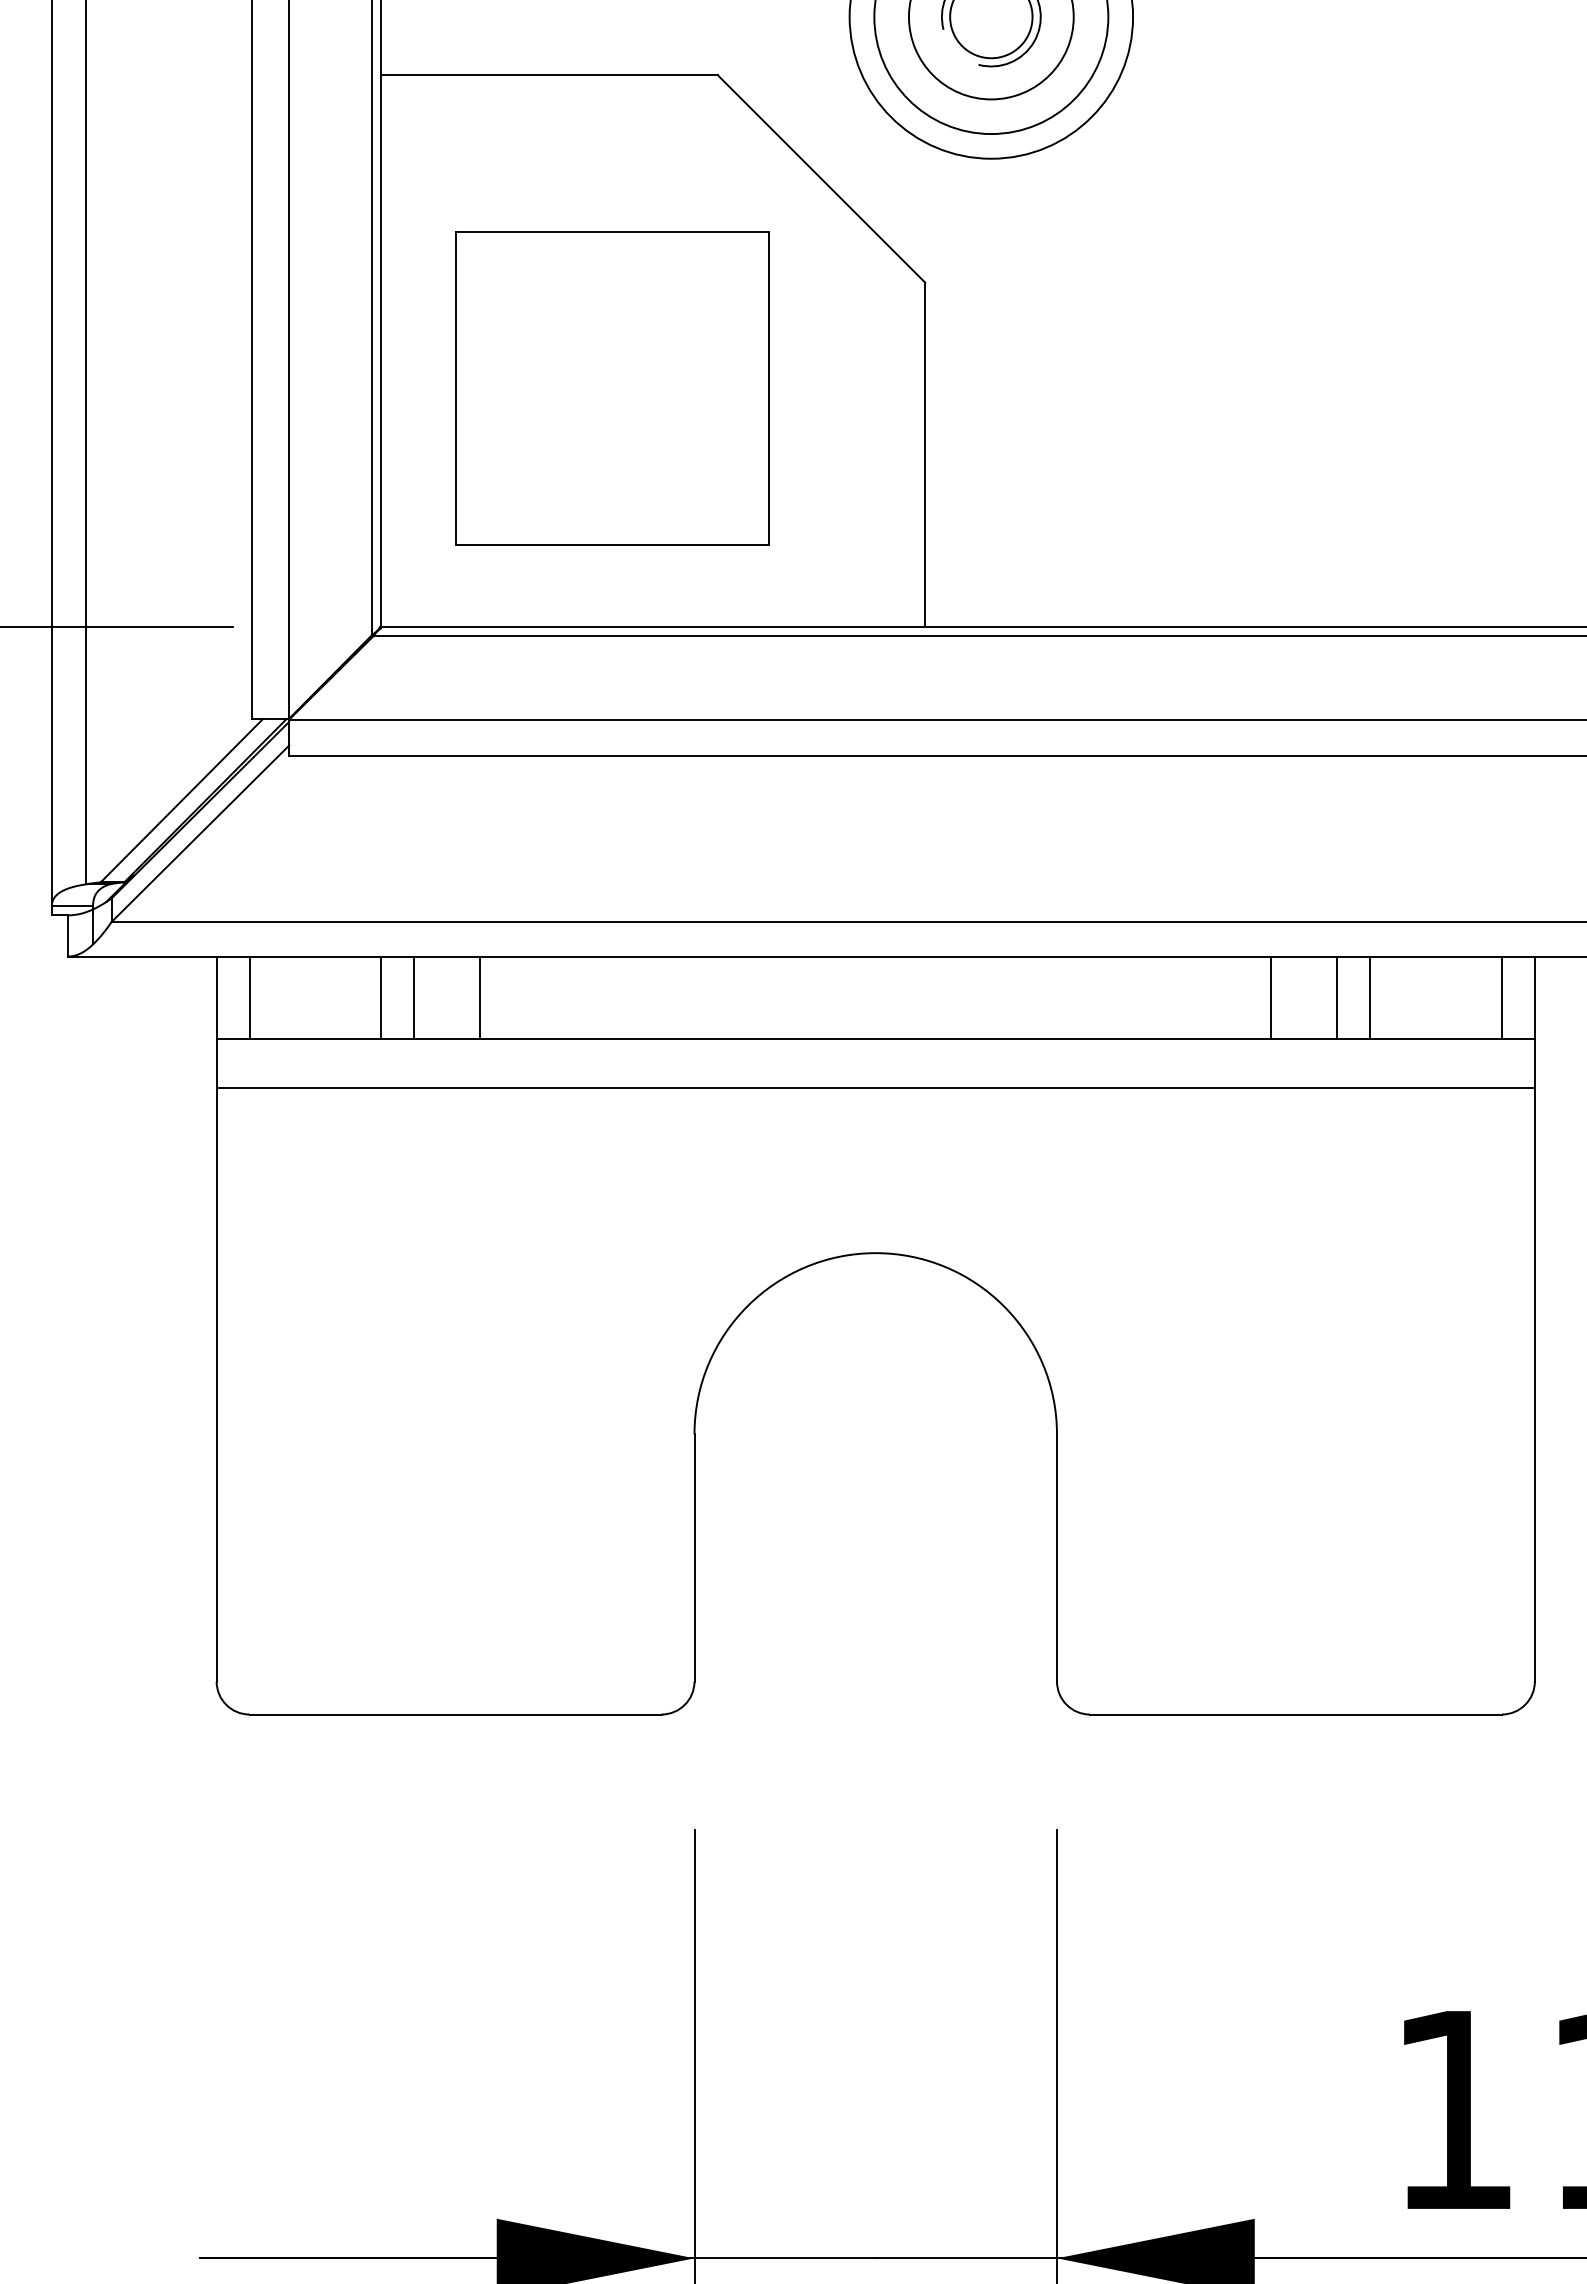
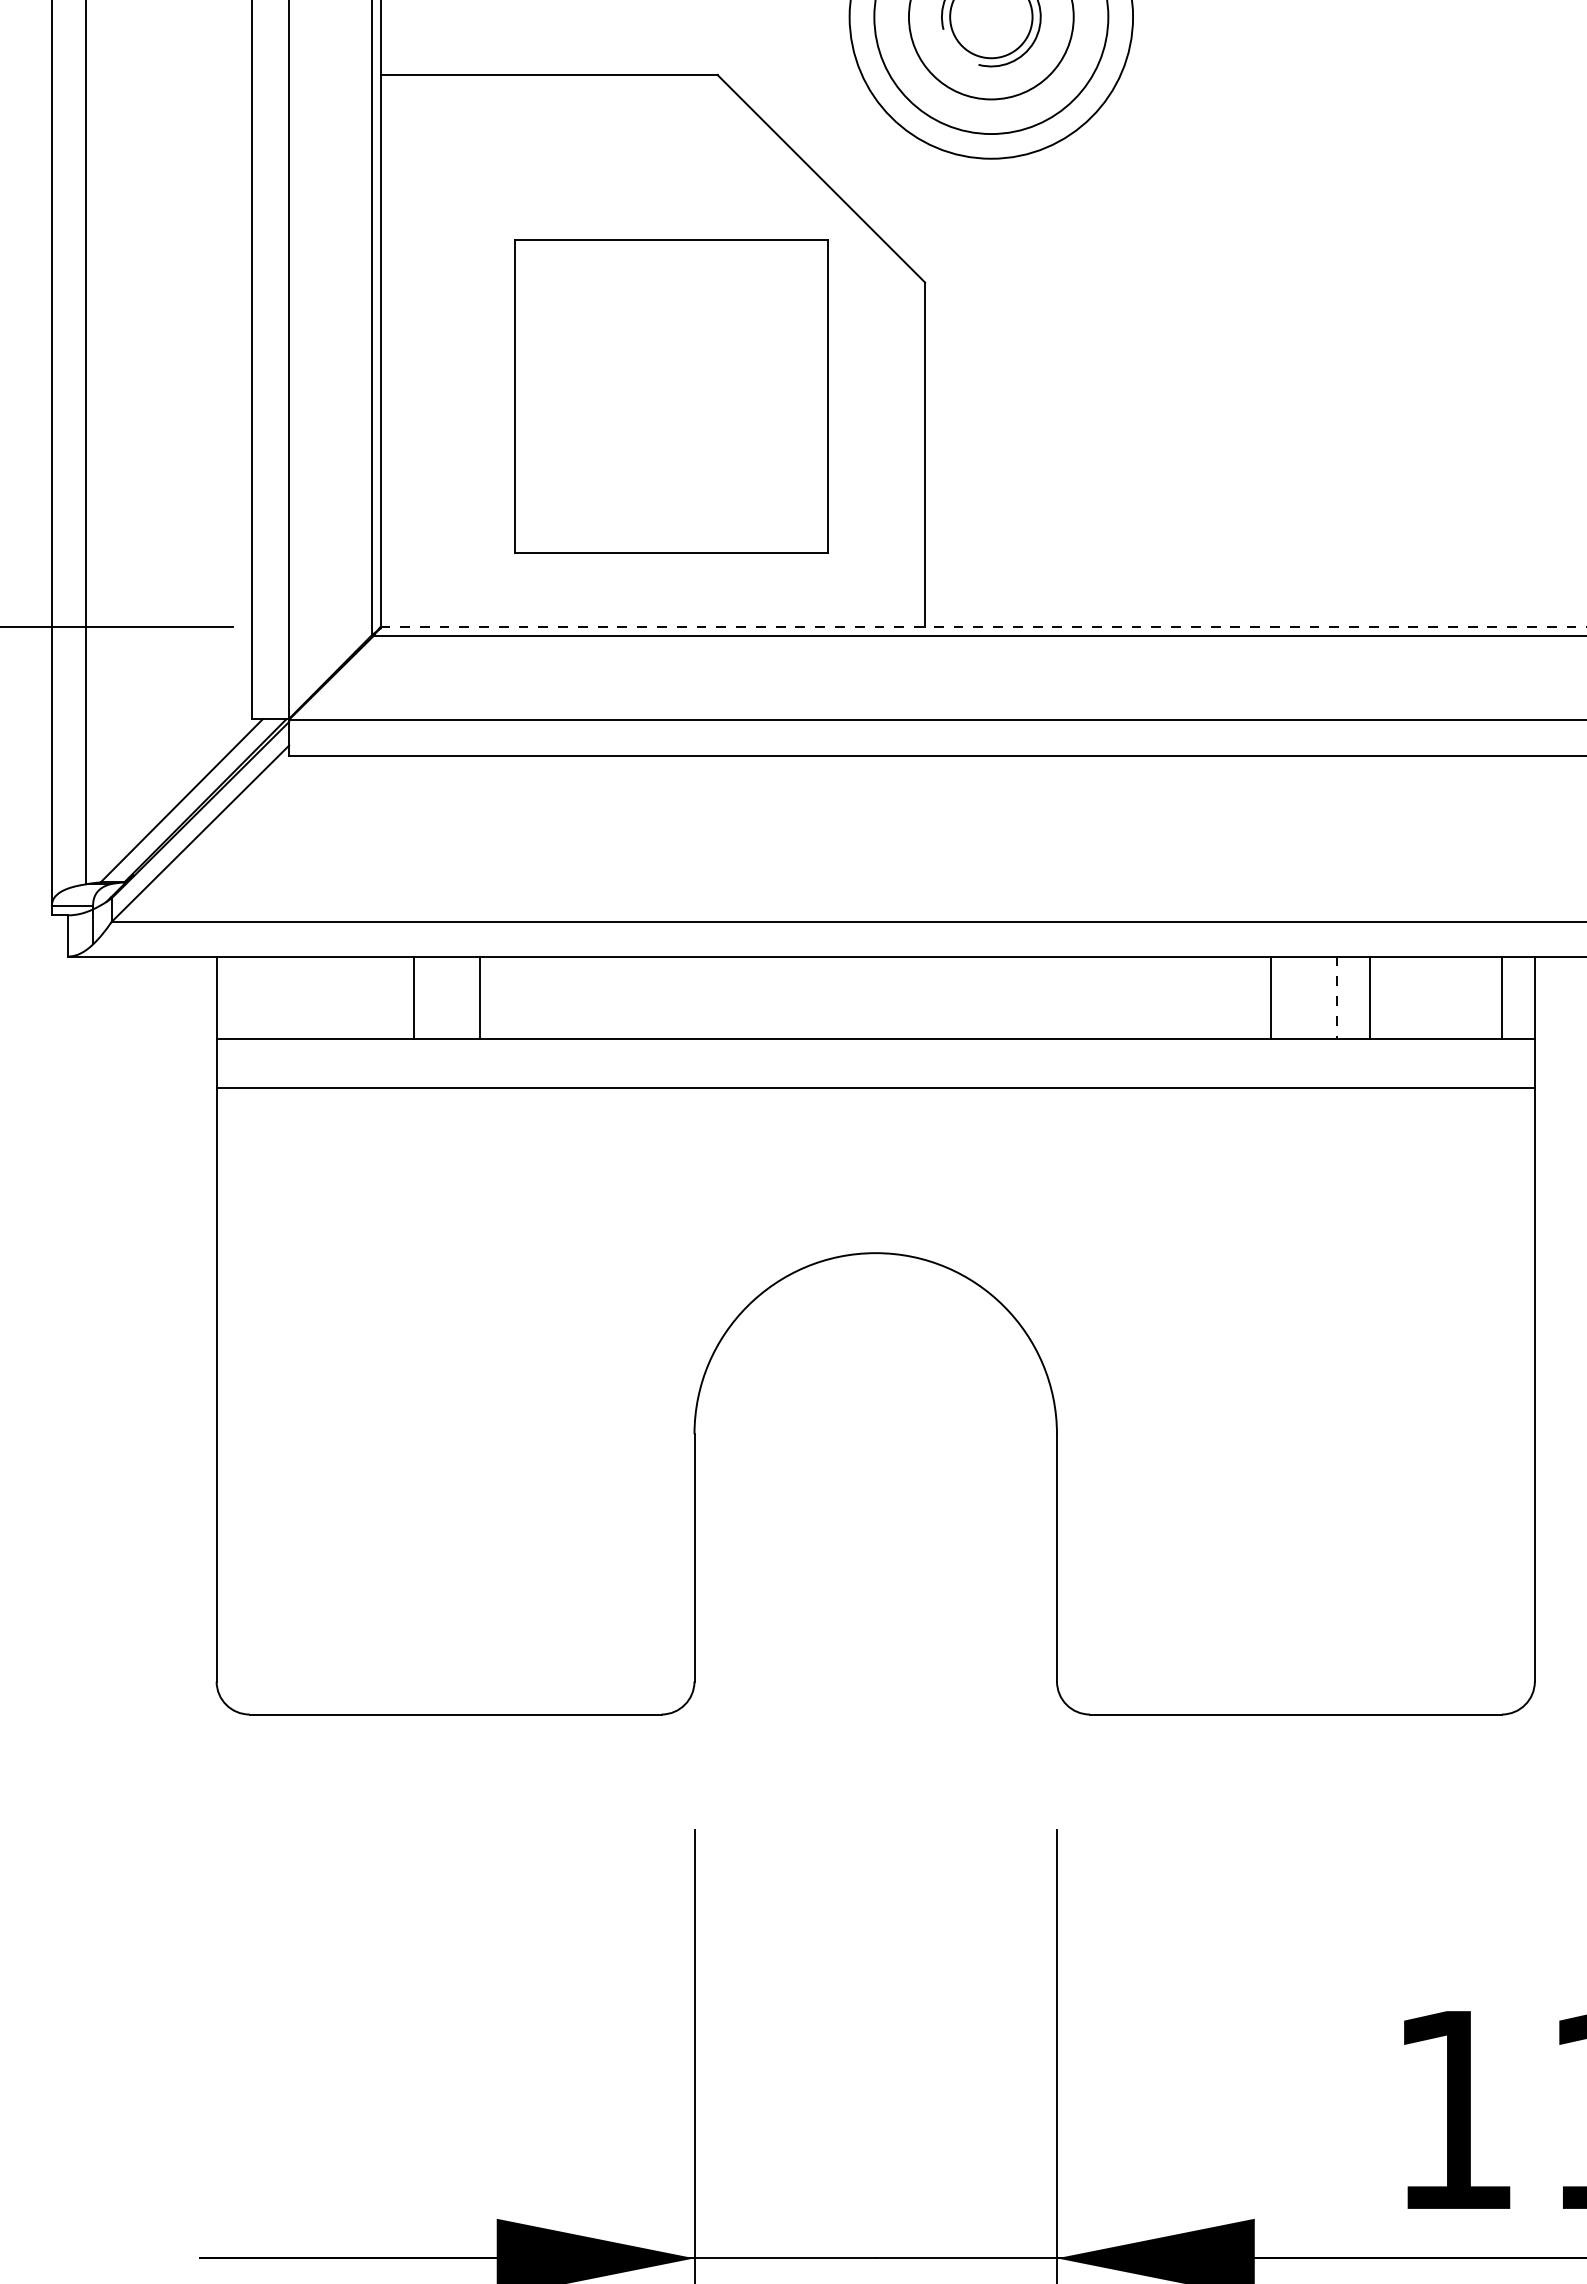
part position: (612, 388) -> (671, 396) (671, 396)
line: solid -> dashed (983, 627)
line: present -> none (249, 997)
line: present -> none (381, 997)
line: solid -> dashed (1337, 998)
